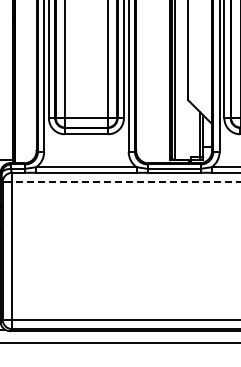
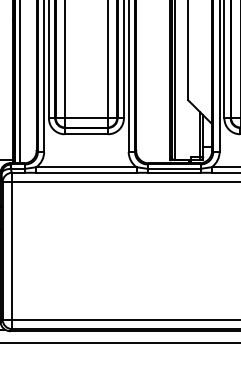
line: none -> present (19, 82)
line: dashed -> solid (125, 182)
